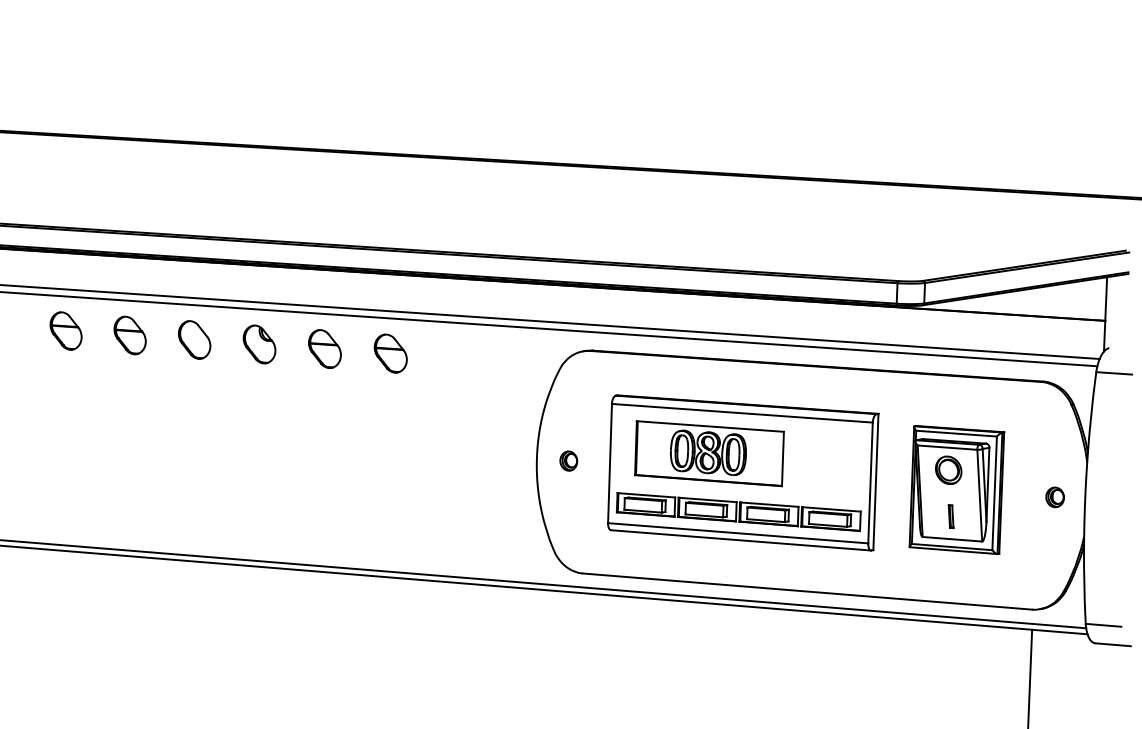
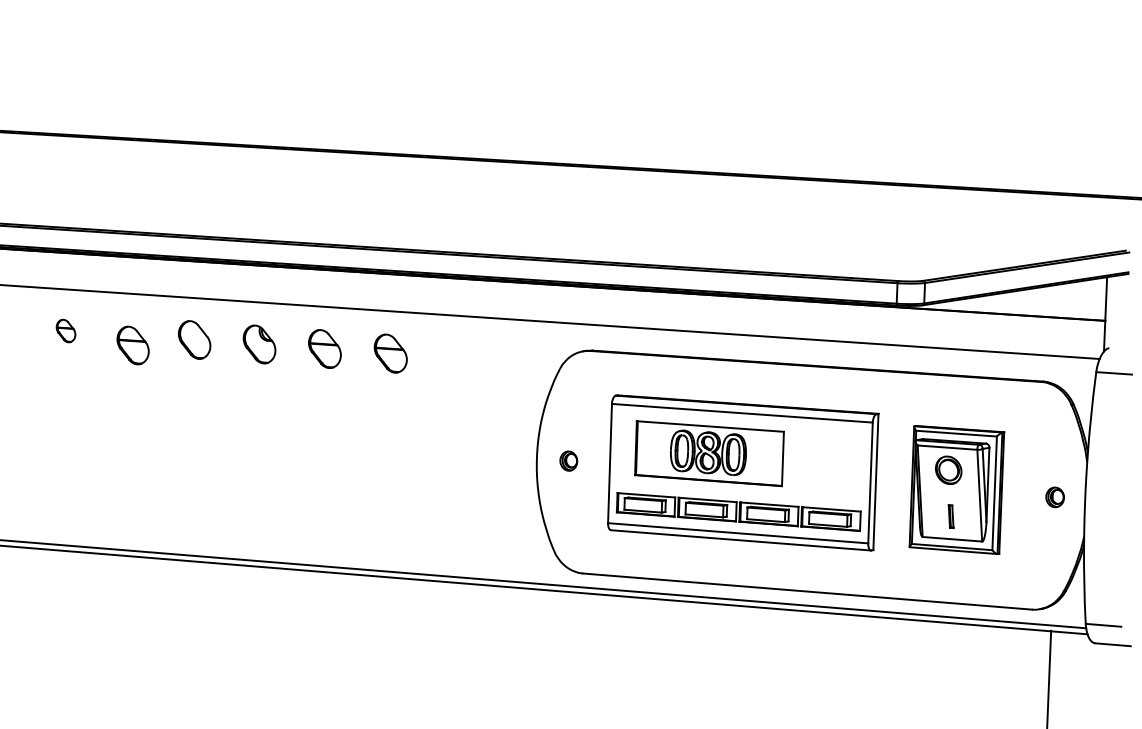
line: present -> none (549, 329)
part size: 34x40 px -> 22x26 px (65, 330)
part position: (129, 335) -> (132, 345) (132, 345)
line position: (1030, 677) -> (1049, 677) (1049, 677)
